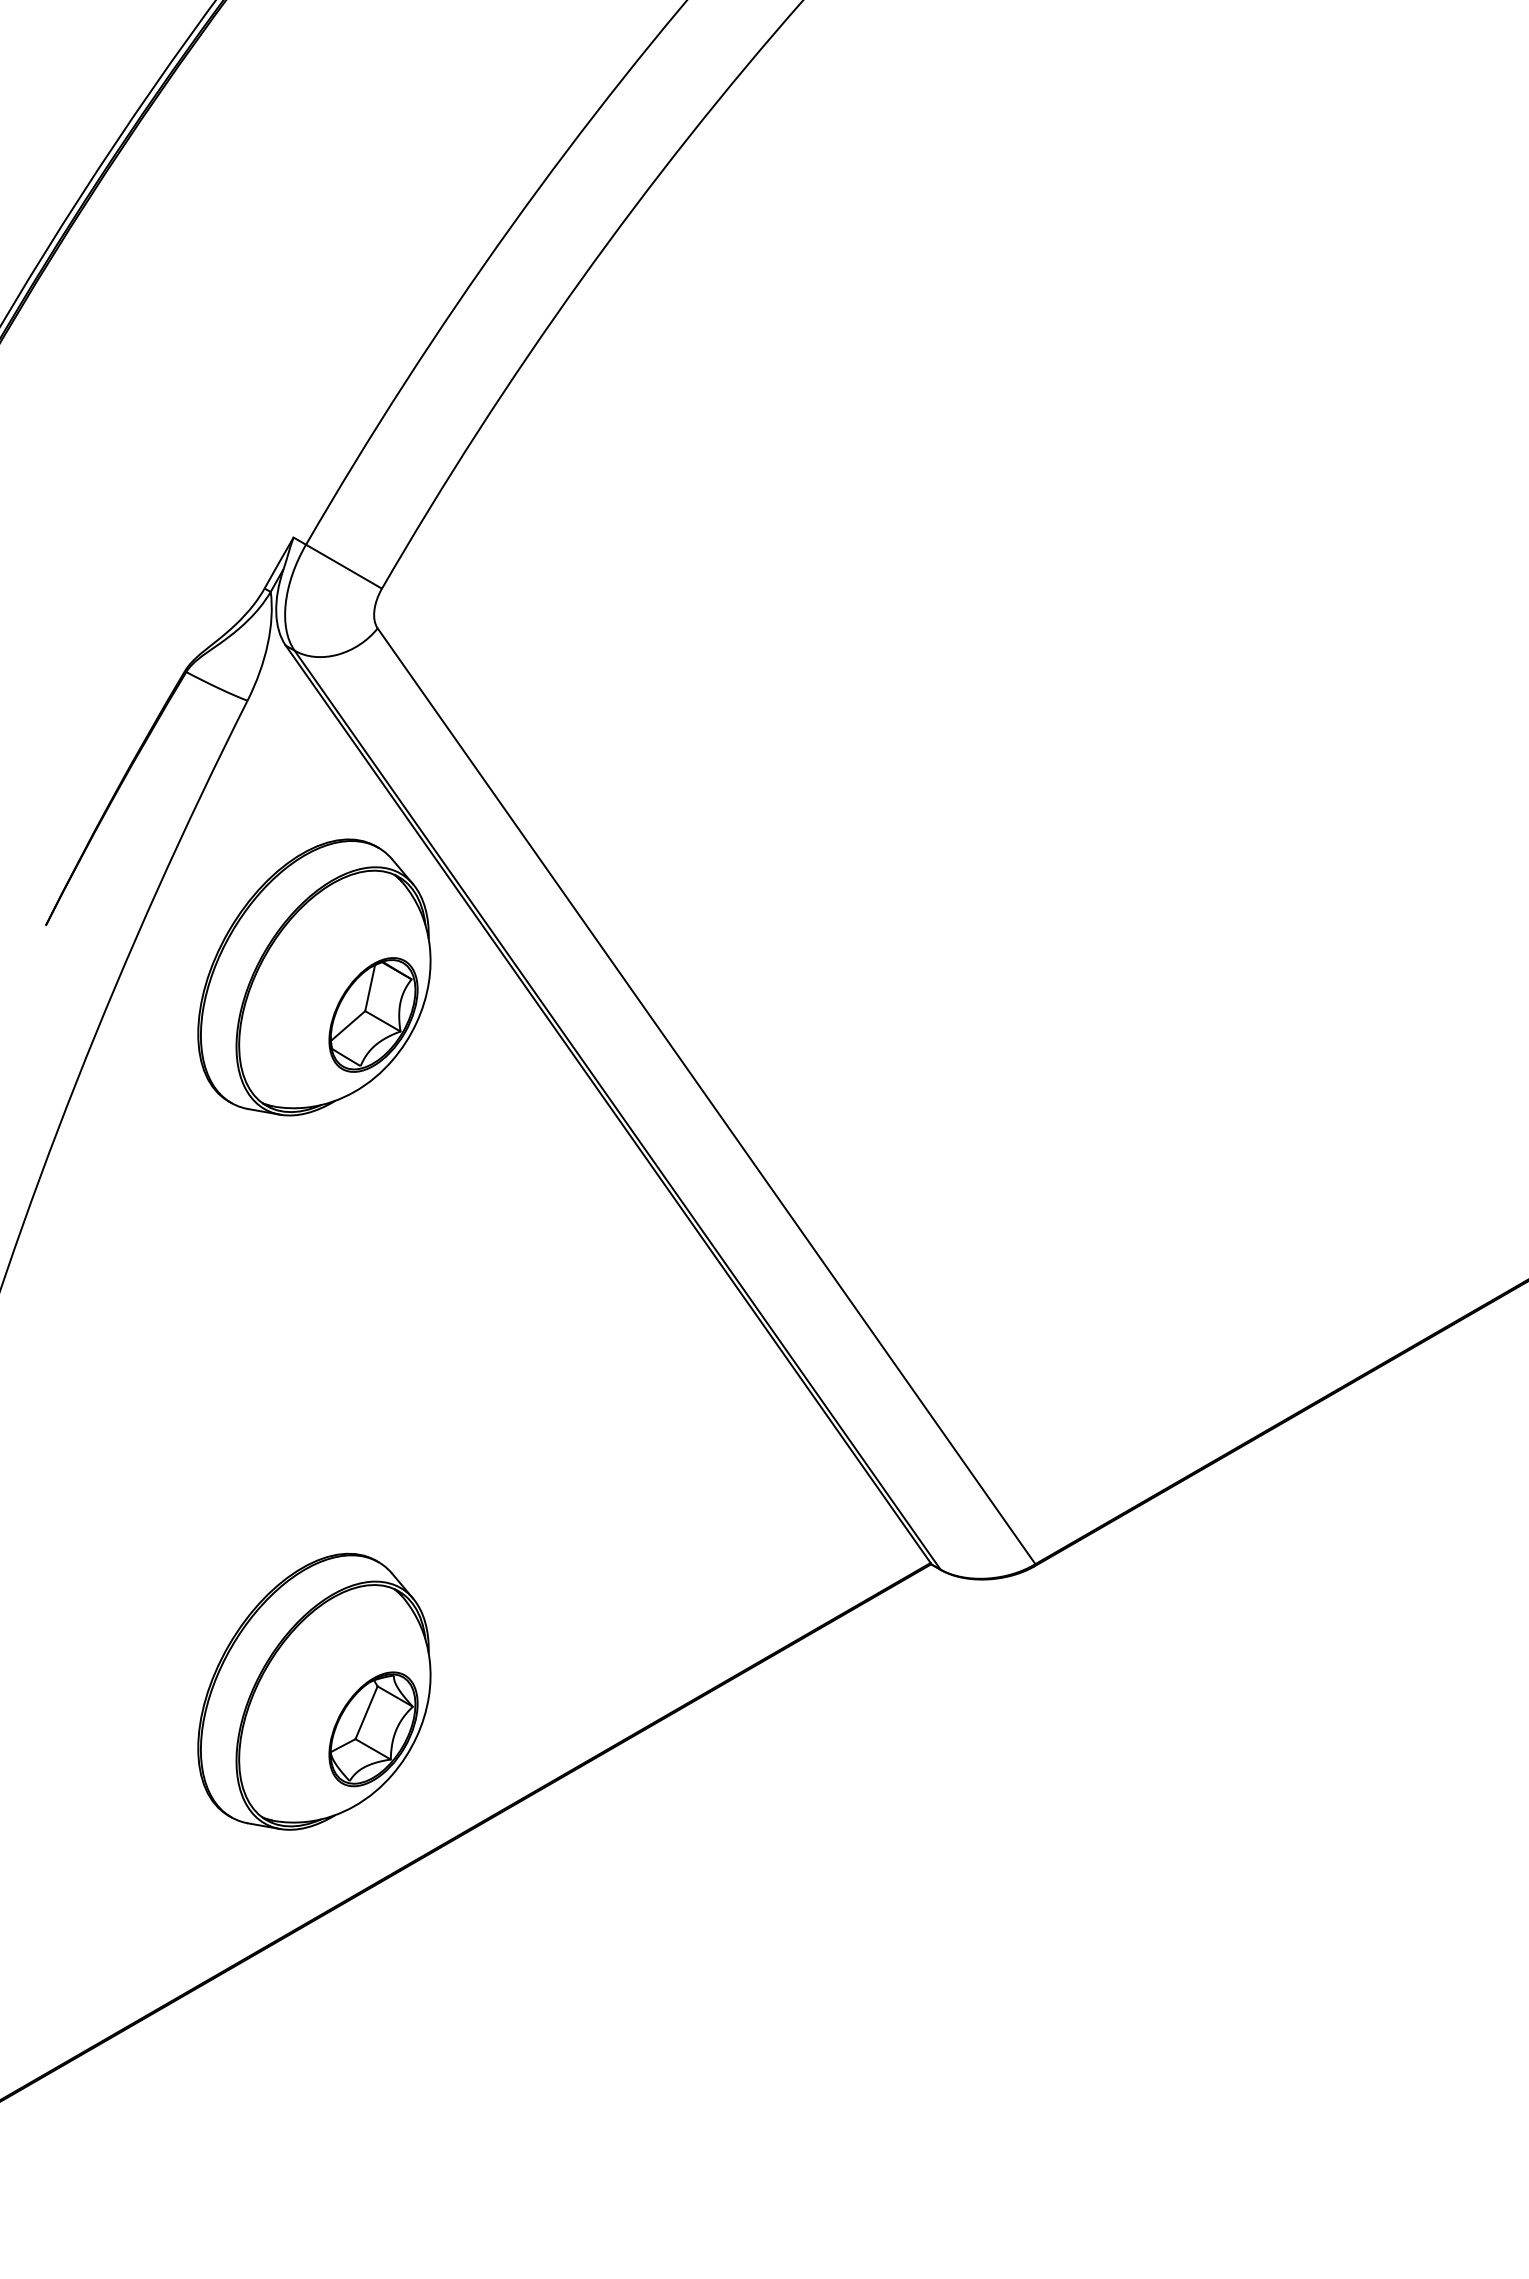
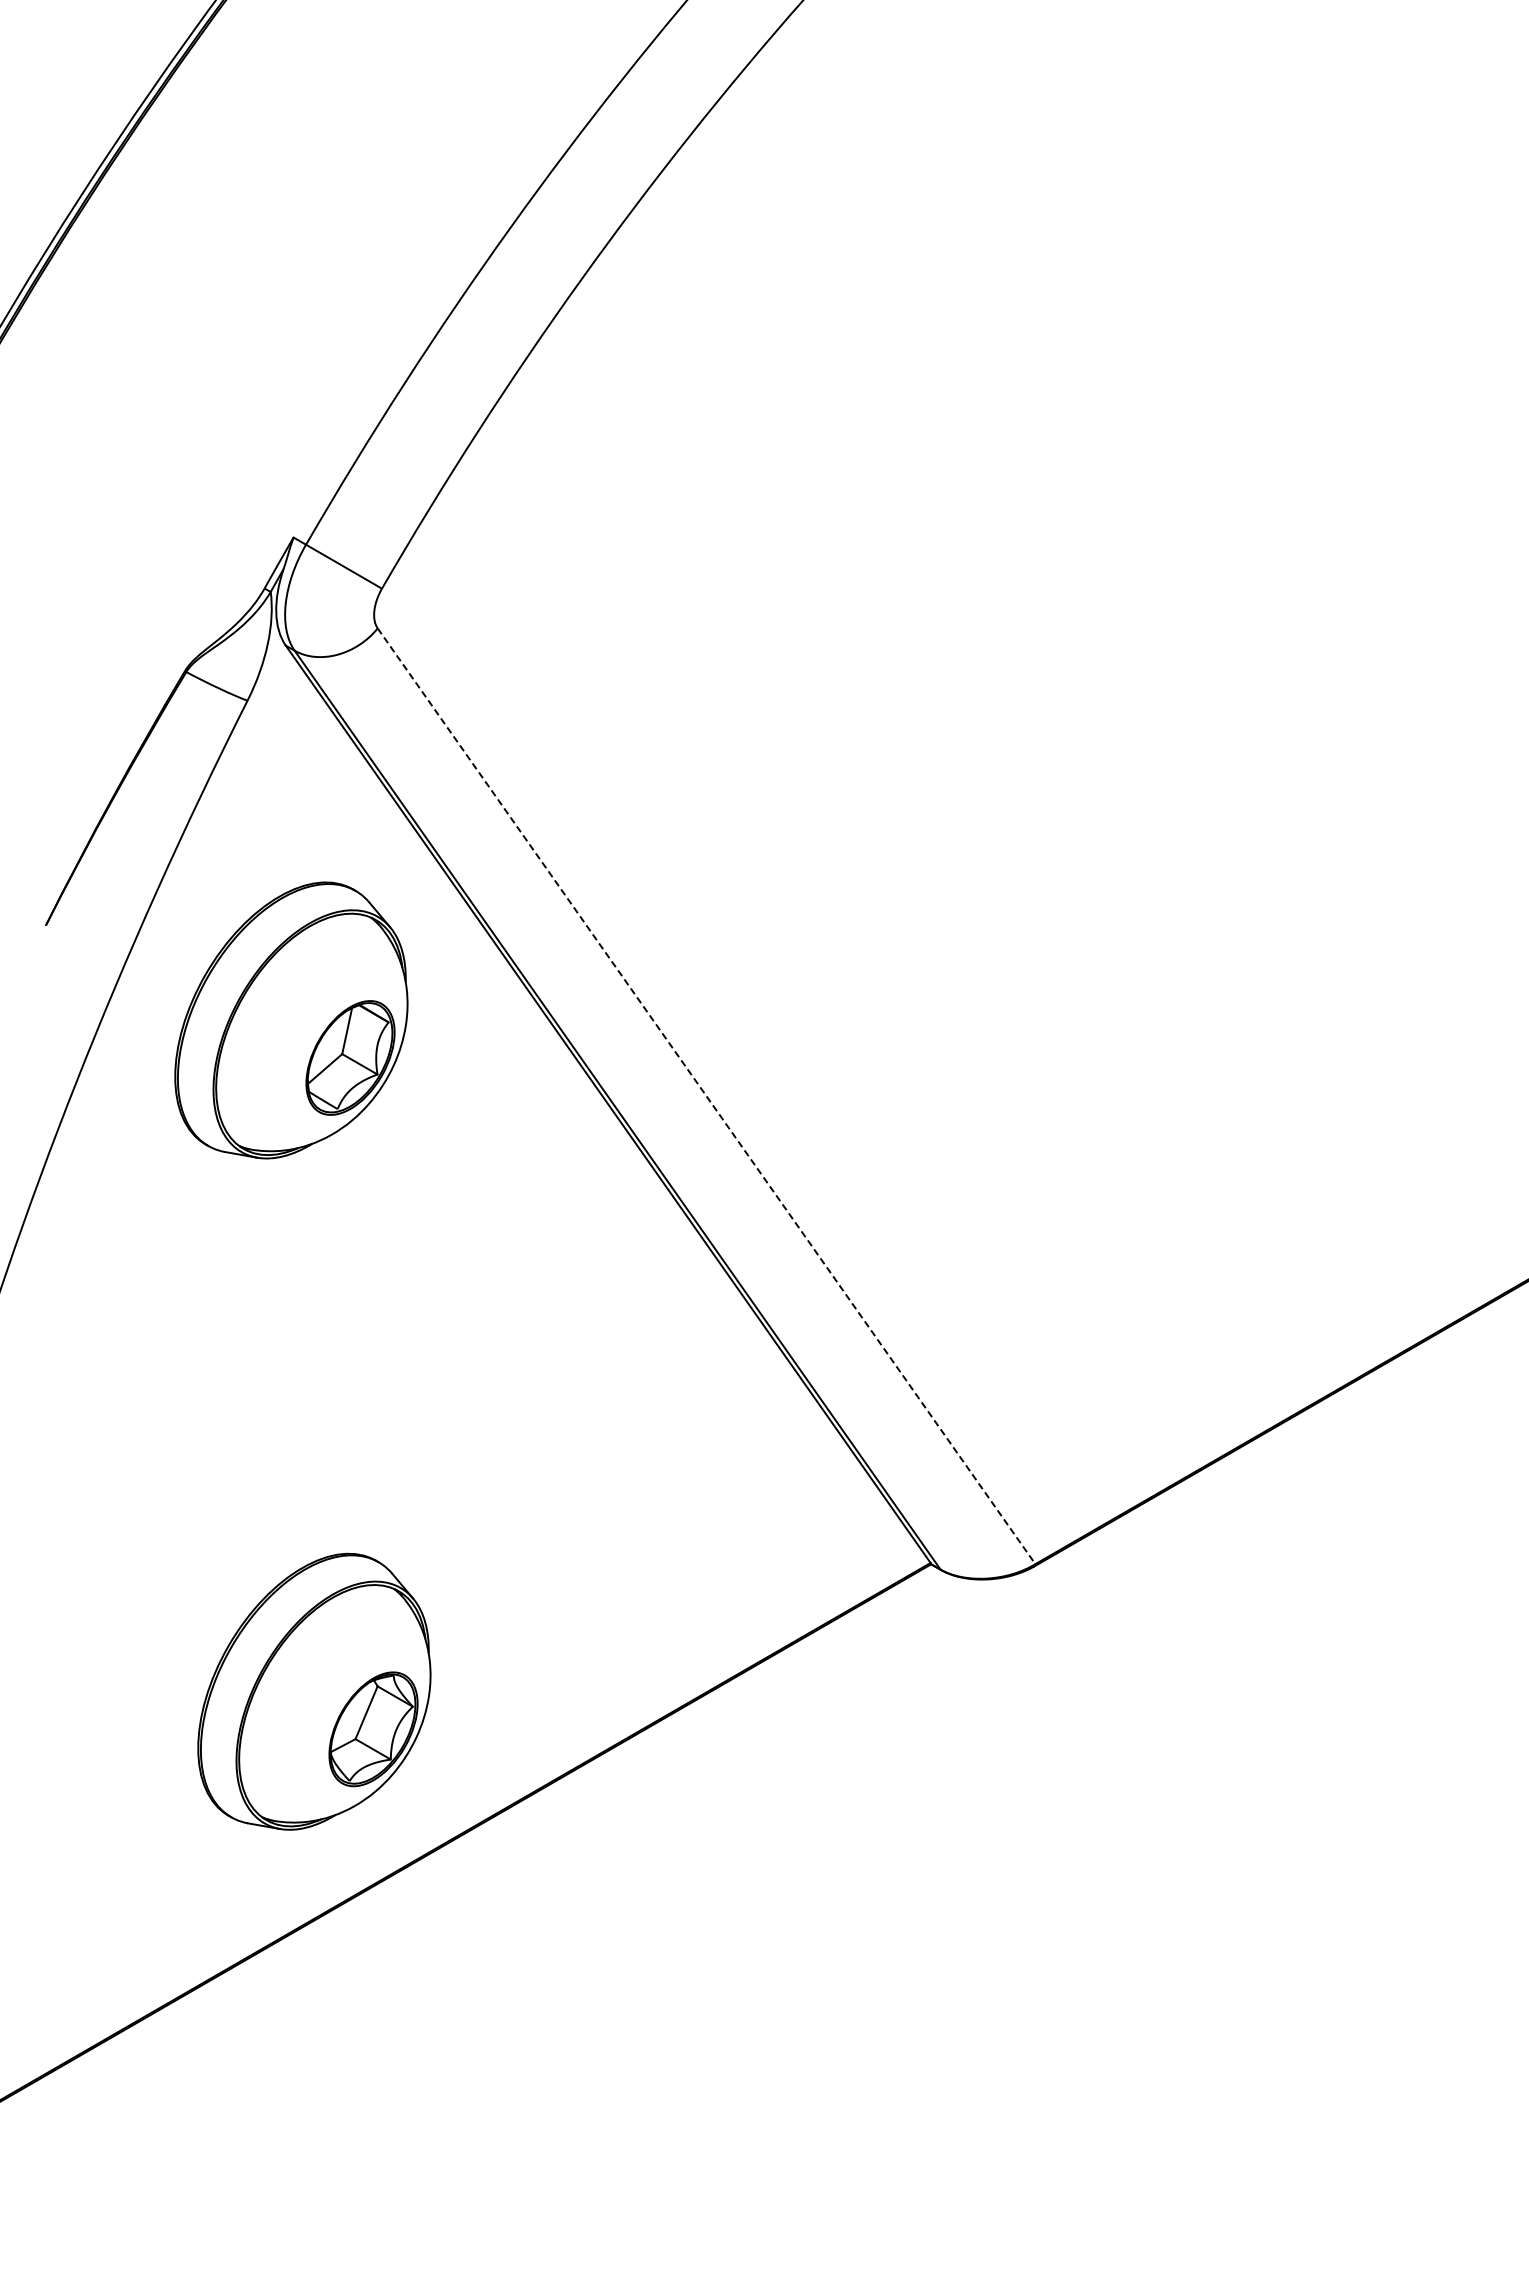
part position: (314, 977) -> (291, 1020) (291, 1020)
line: solid -> dashed (706, 1096)
